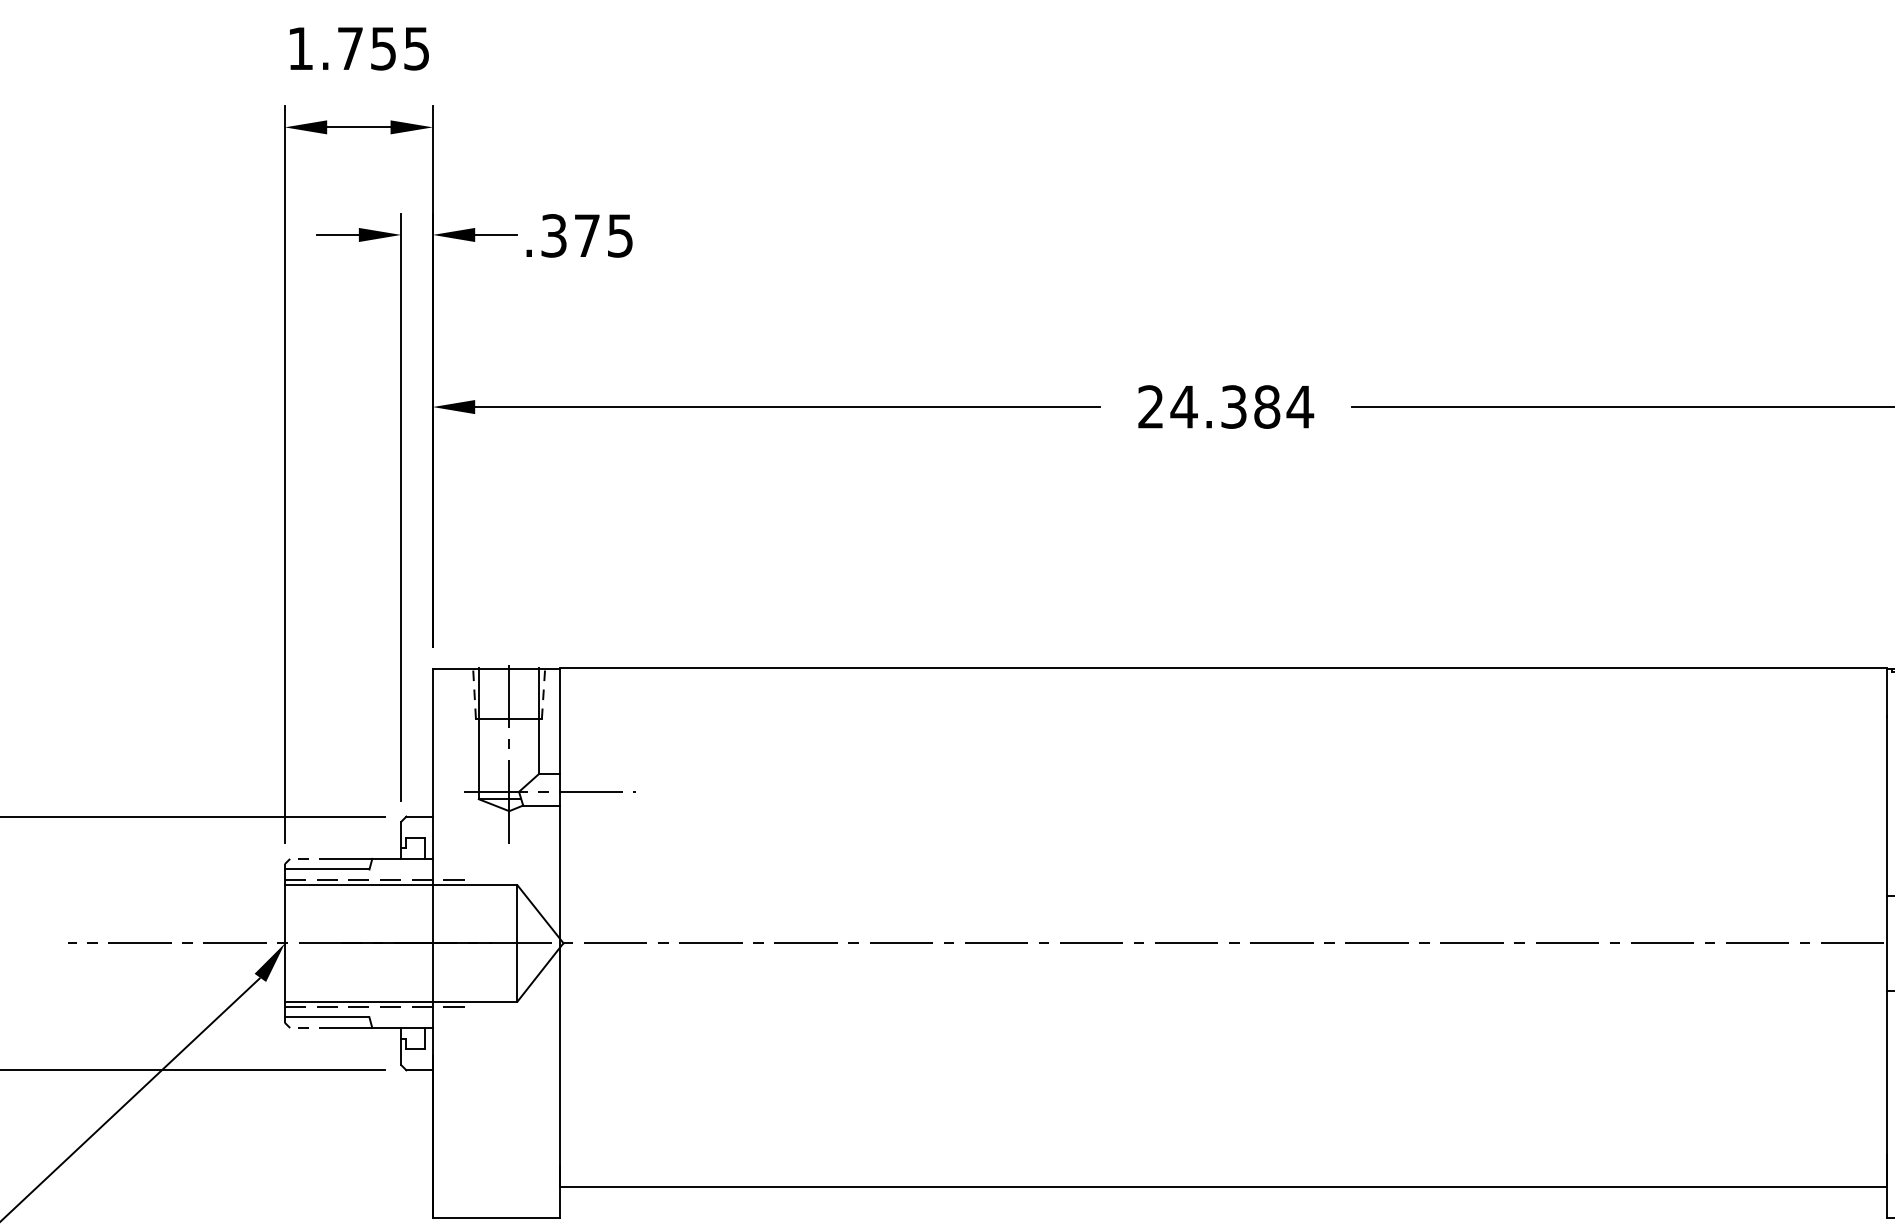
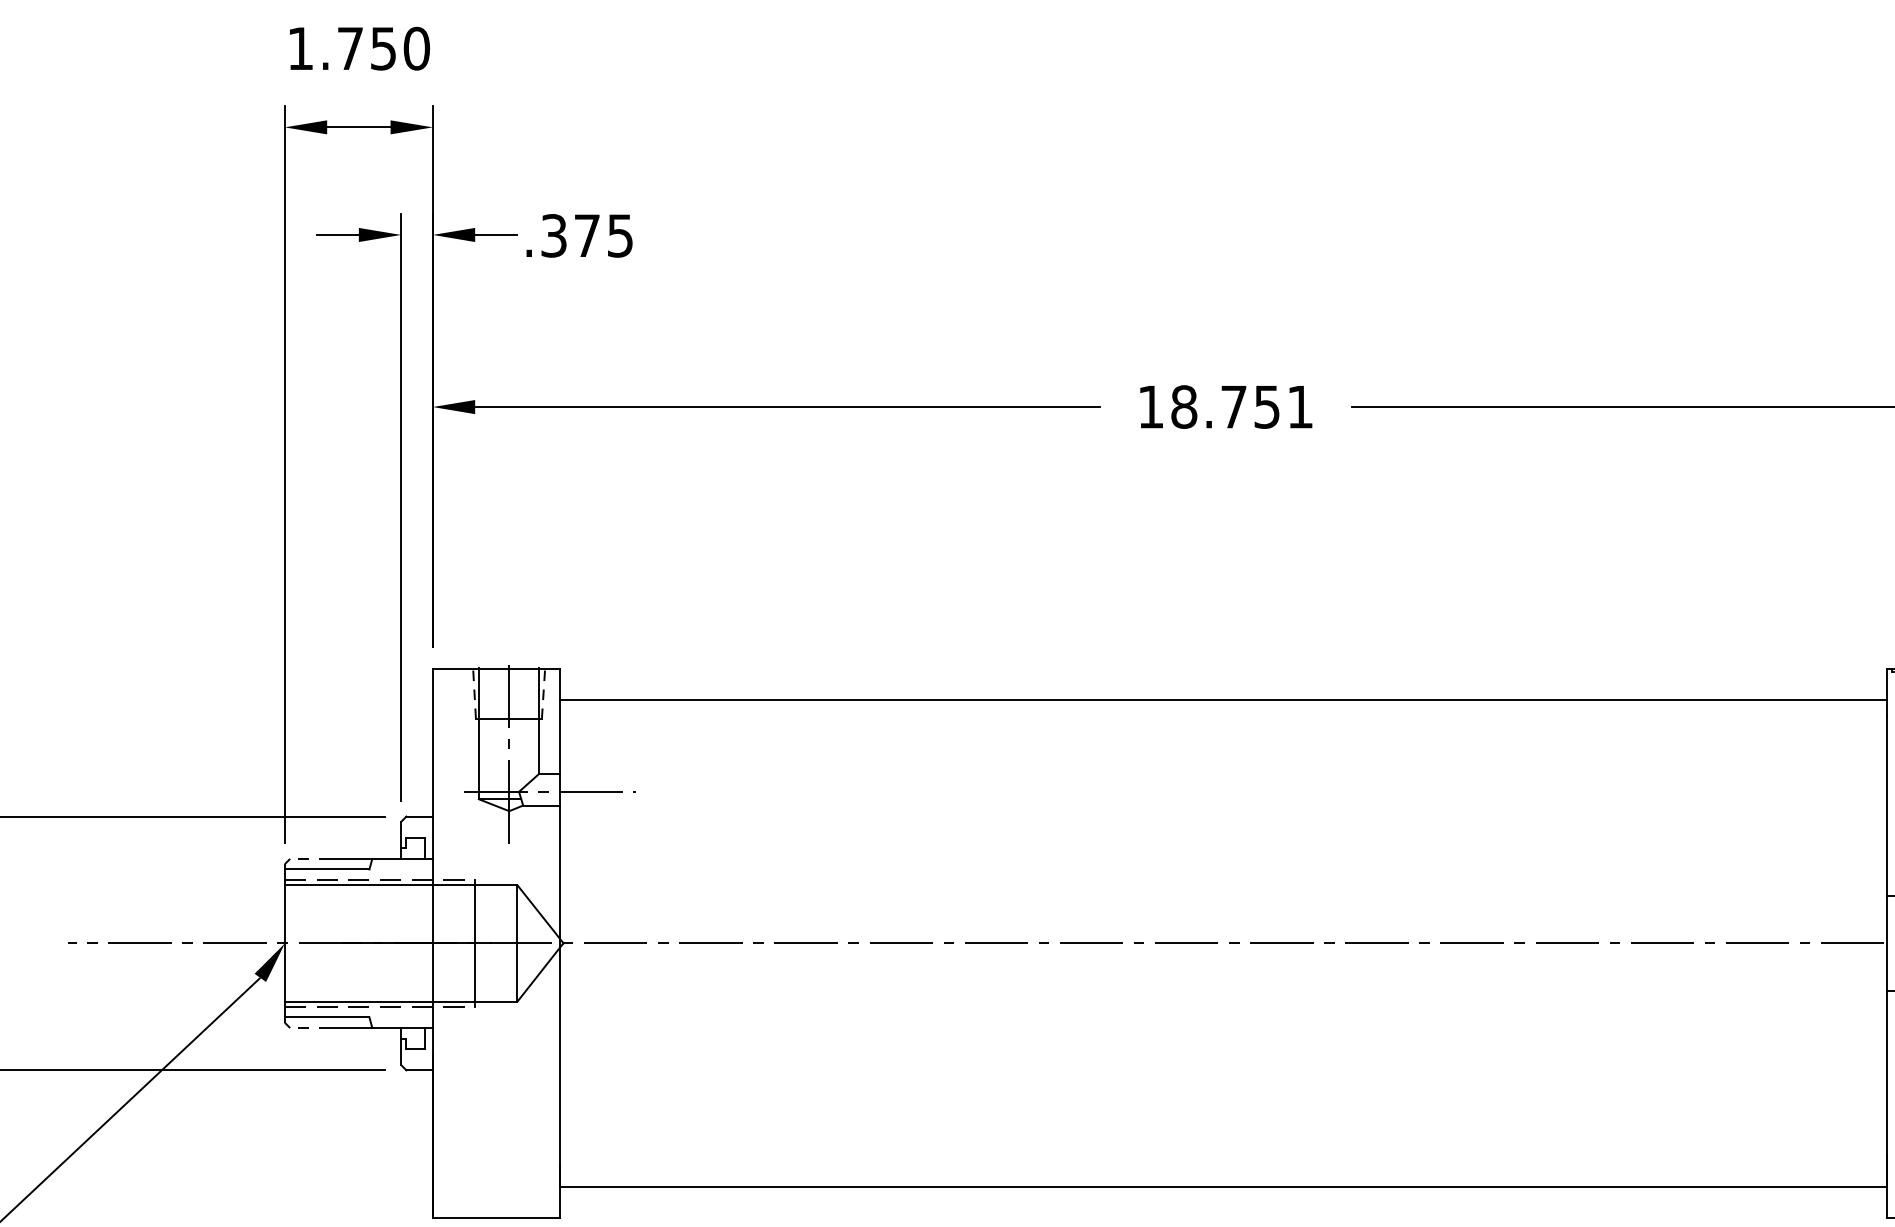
text: 1.755 -> 1.750 (416, 48)
text: 24.384 -> 18.751 (1226, 406)
line position: (1222, 668) -> (1222, 700) (1222, 700)
line: none -> present (475, 943)
